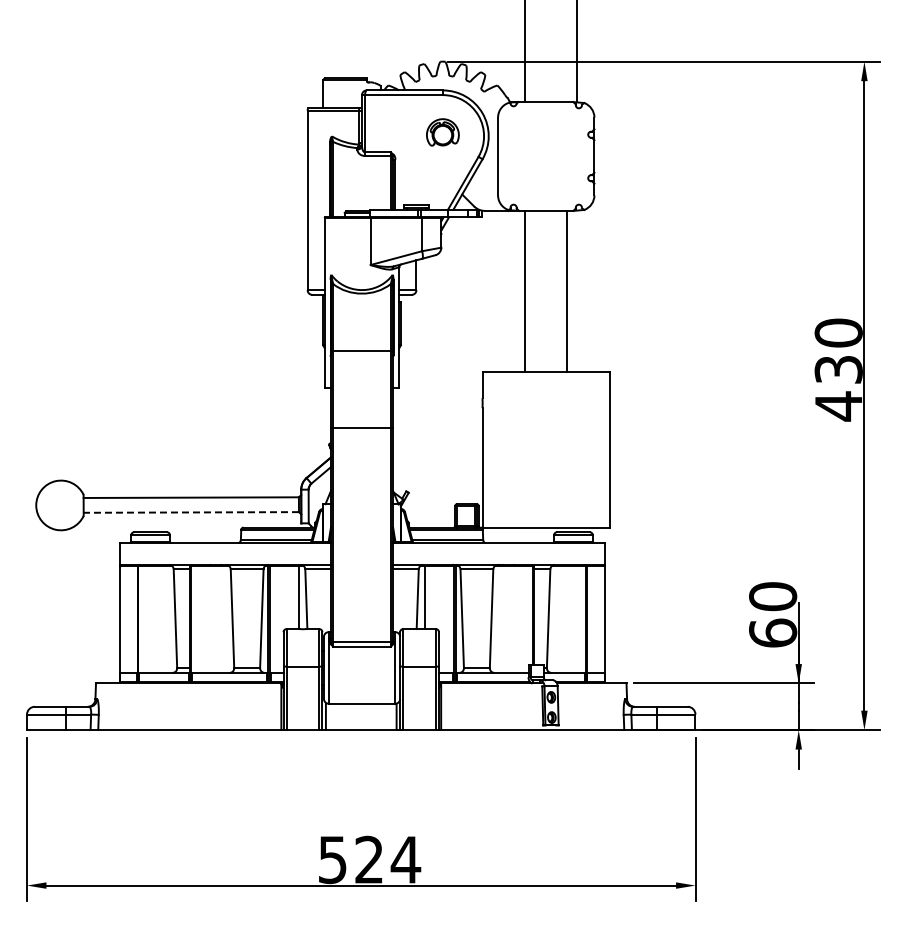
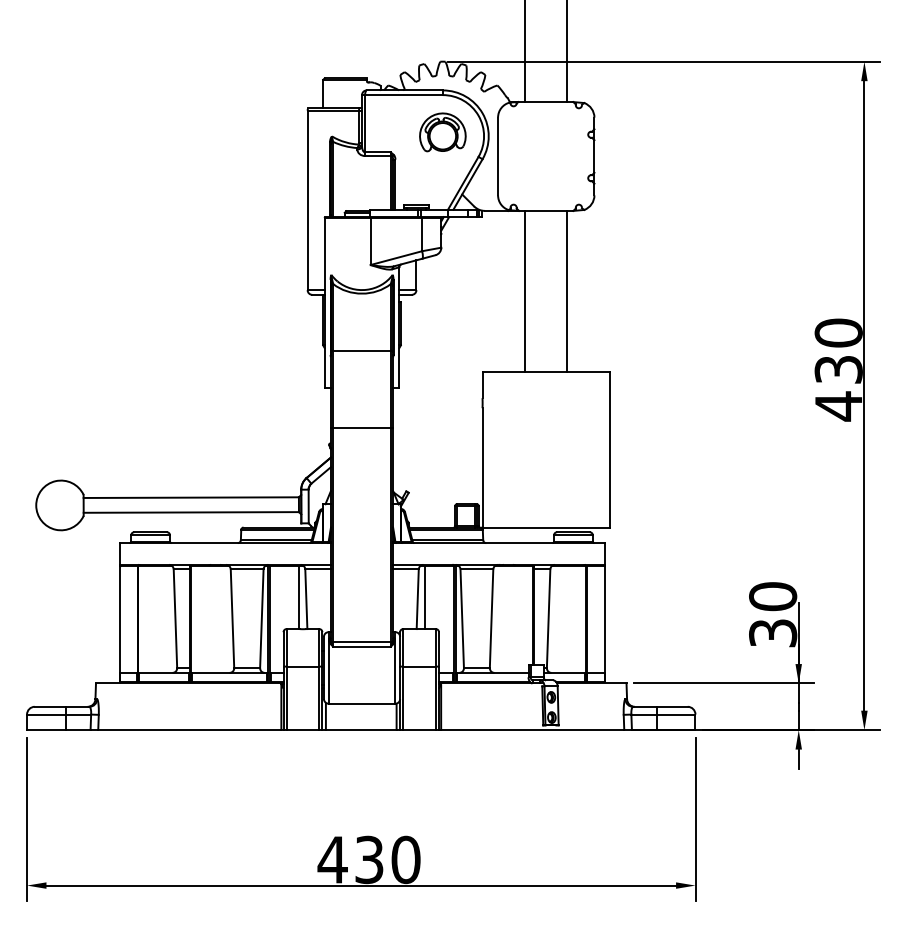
line position: (577, 52) -> (567, 52) (567, 52)
part size: 34x29 px -> 48x41 px (442, 132)
line: dashed -> solid (191, 512)
text: 60 -> 30 (773, 632)
text: 524 -> 430 (369, 859)
